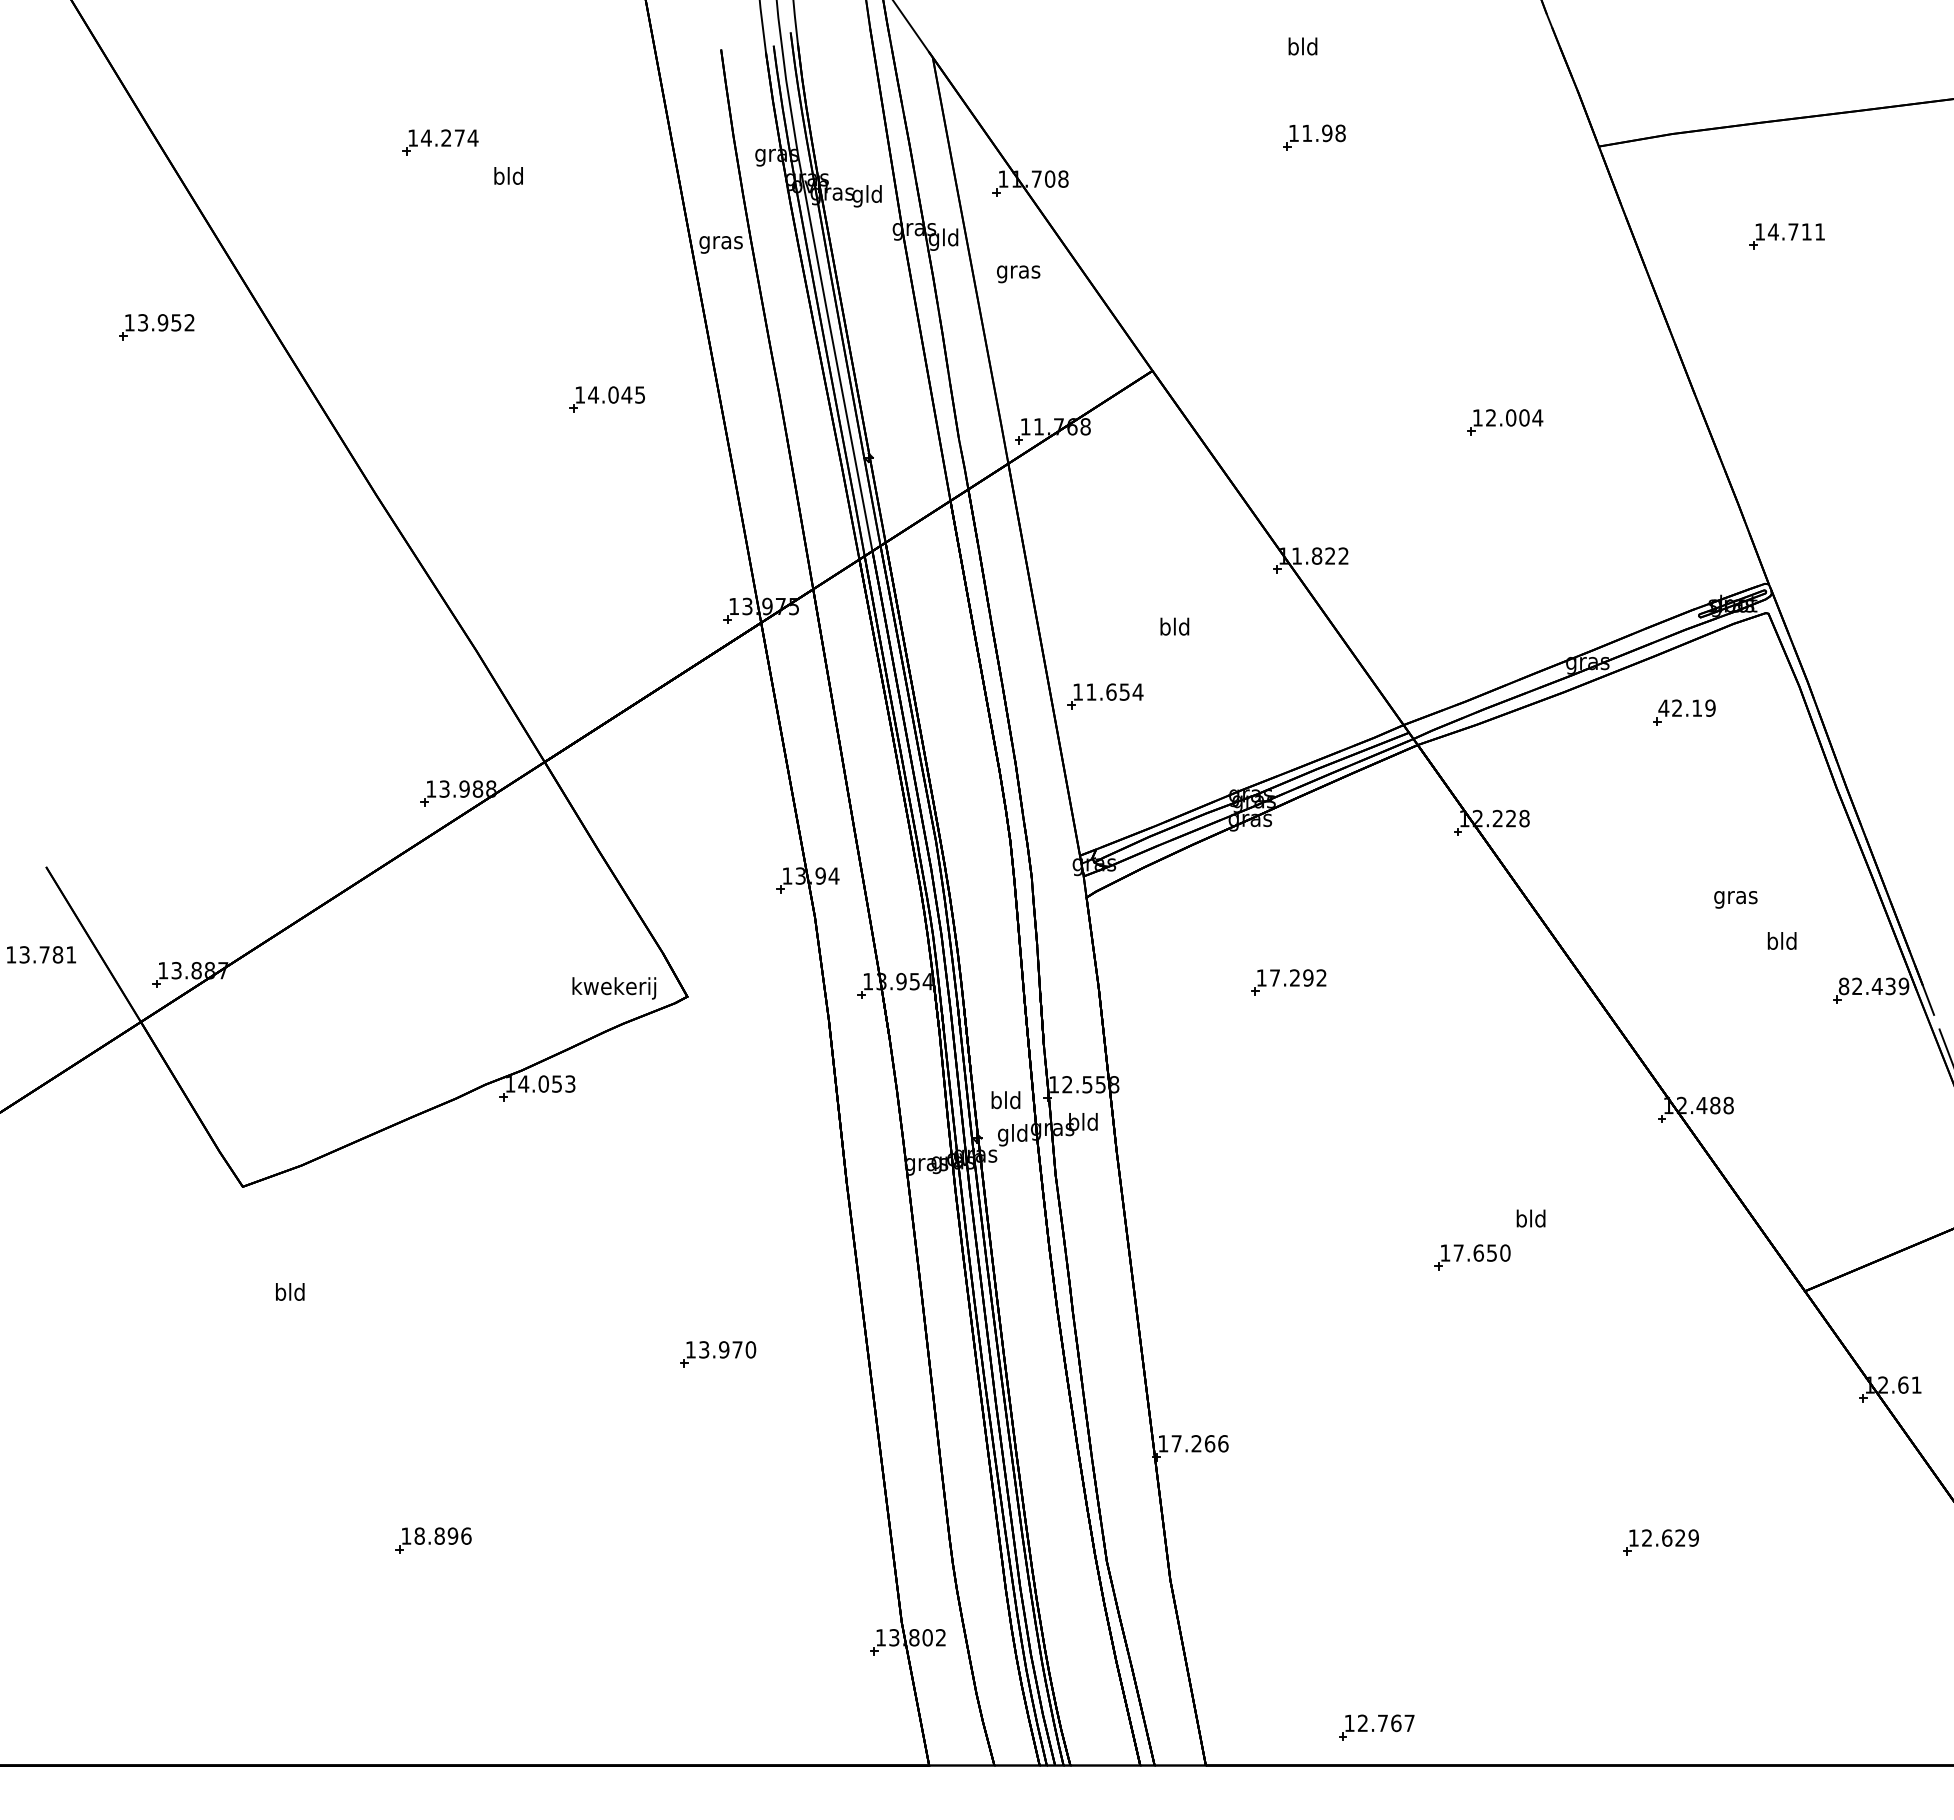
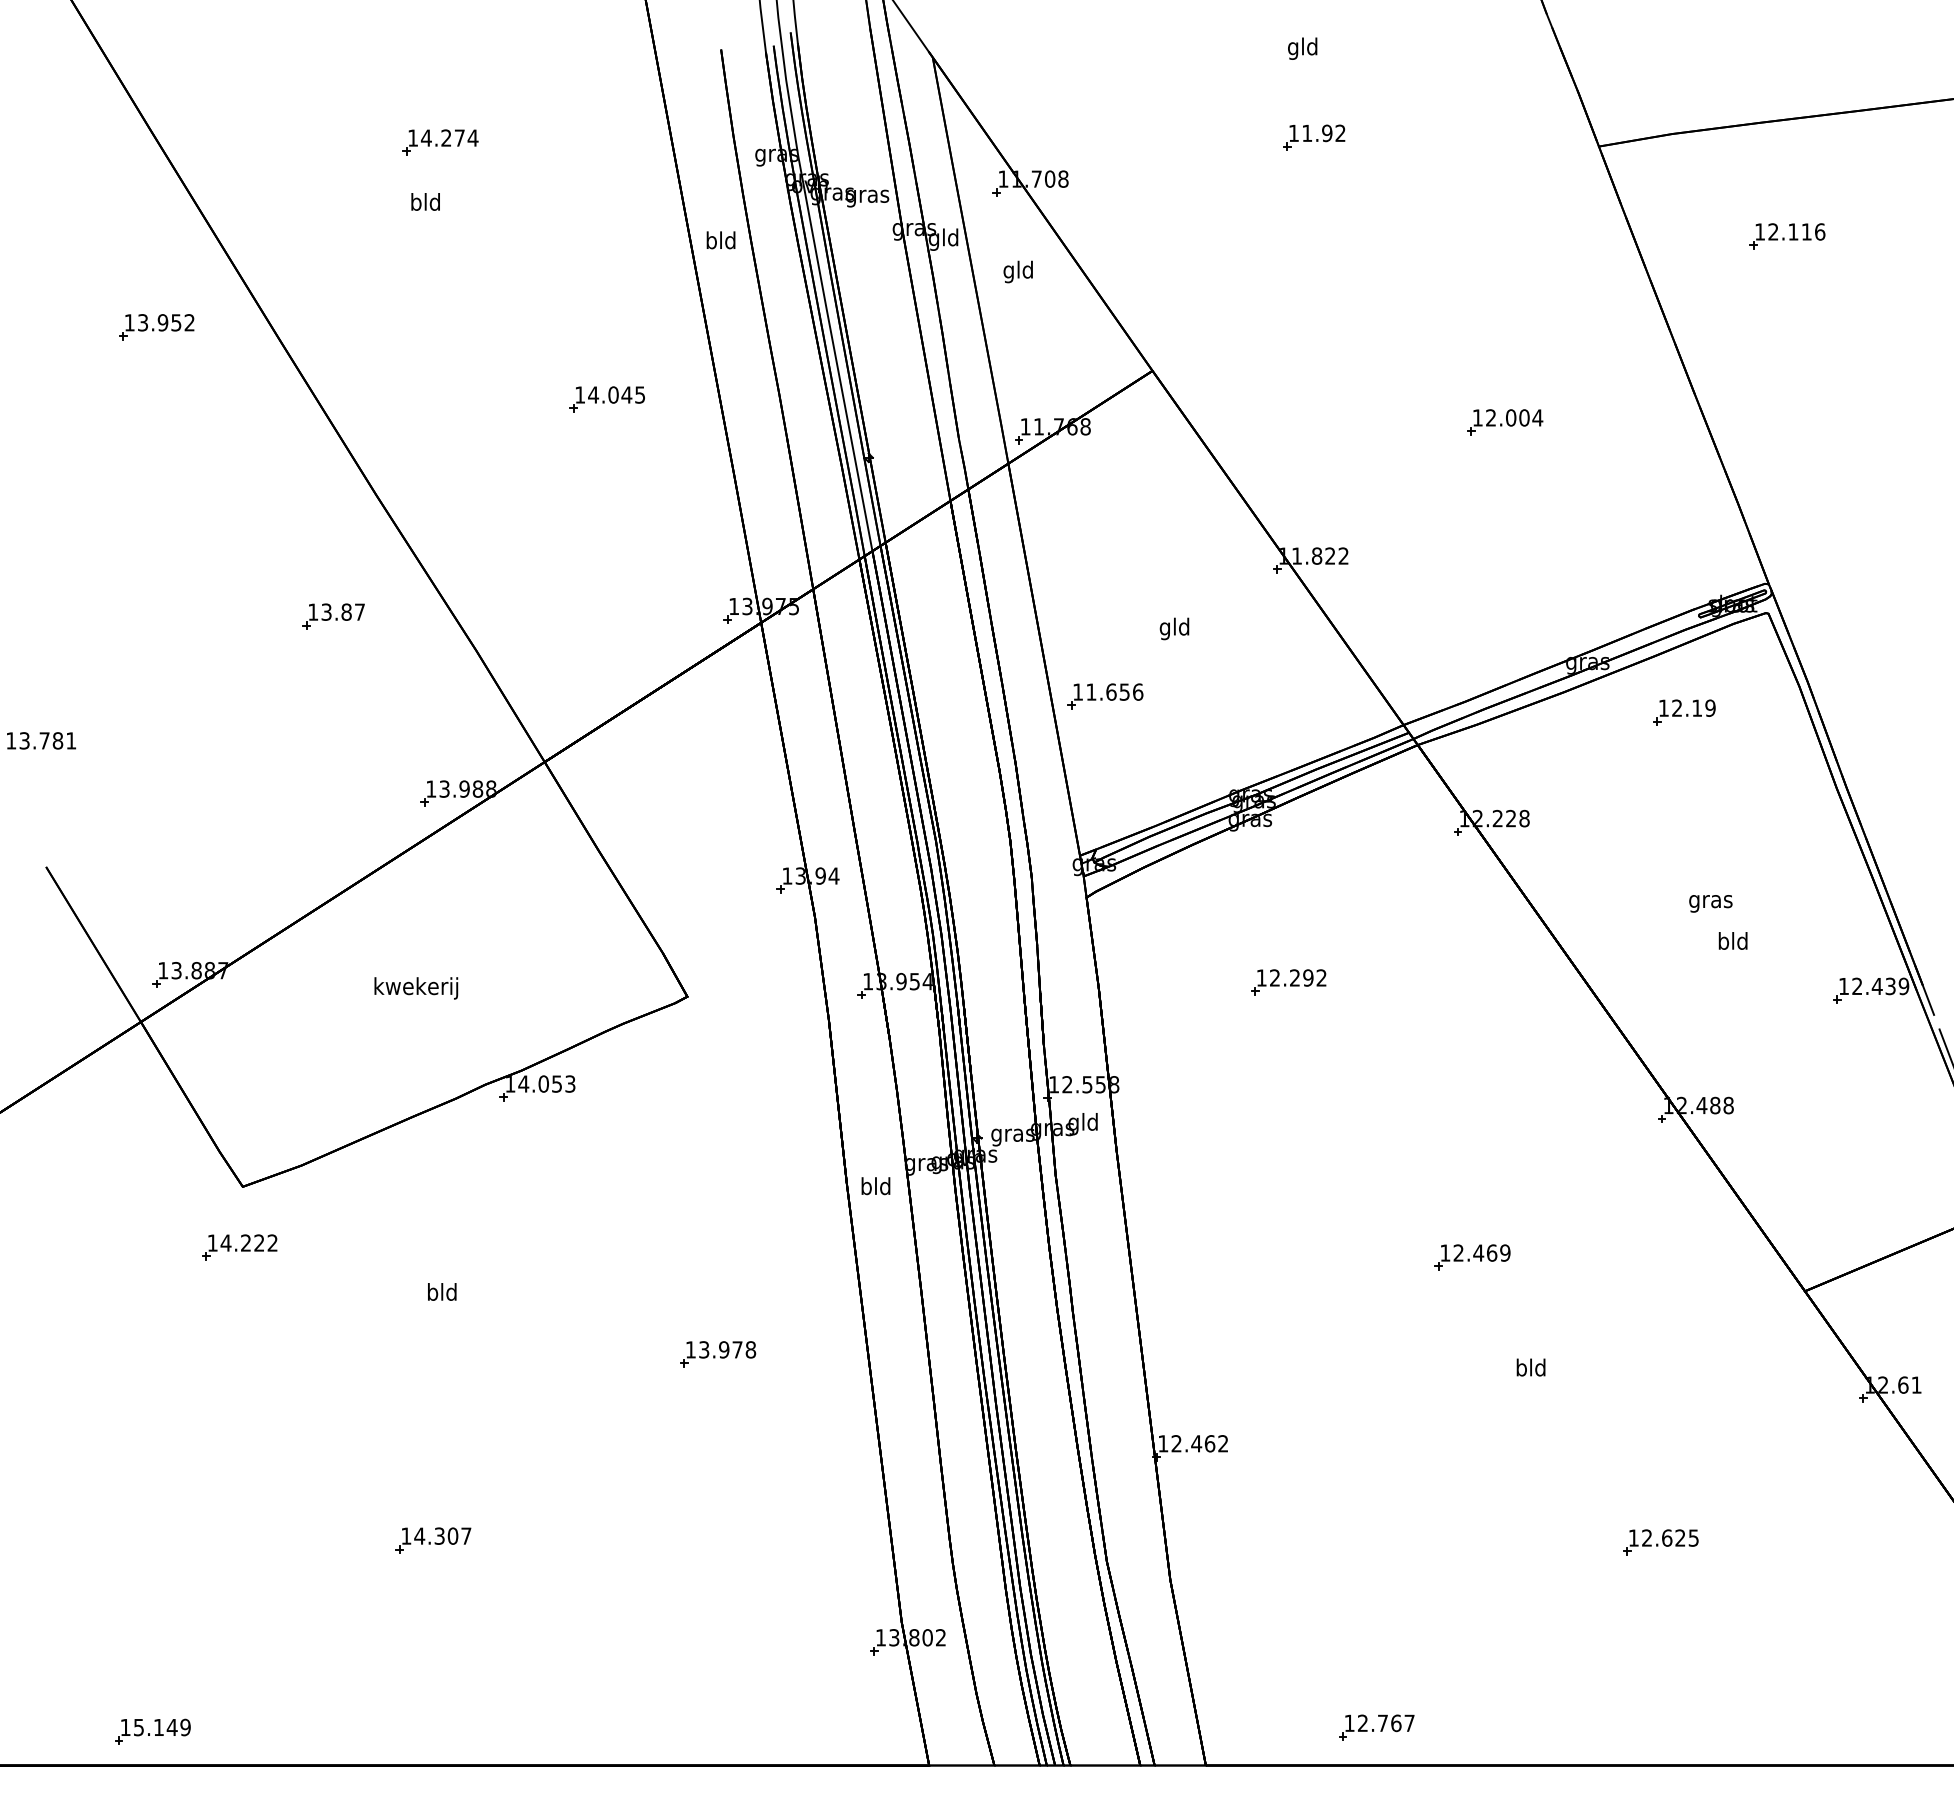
text: bld -> gld (1293, 48)
text: 11.98 -> 11.92 (1340, 133)
text position: (508, 175) -> (425, 201) (425, 201)
text: gld -> gras (867, 196)
text: 14.711 -> 12.116 (1796, 231)
text: gras -> bld (720, 242)
text: gras -> gld (1018, 271)
part: none -> present (333, 616)
text: bld -> gld (1164, 628)
text: 11.654 -> 11.656 (1137, 691)
text: 42.19 -> 12.19 (1663, 707)
text position: (1735, 899) -> (1710, 903) (1710, 903)
text position: (1781, 940) -> (1732, 940) (1732, 940)
text position: (41, 954) -> (41, 740) (41, 740)
text: 17.292 -> 12.292 (1274, 977)
text: 82.439 -> 12.439 (1843, 986)
text position: (614, 988) -> (416, 988) (416, 988)
text position: (1005, 1100) -> (875, 1186) (875, 1186)
text: bld -> gld (1073, 1124)
text: gld -> gras (1012, 1135)
text position: (1530, 1218) -> (1530, 1367) (1530, 1367)
part: none -> present (239, 1247)
text: 17.650 -> 12.469 (1481, 1252)
text position: (290, 1291) -> (442, 1291) (442, 1291)
text: 13.970 -> 13.978 (750, 1349)
text: 17.266 -> 12.462 (1199, 1443)
text: 18.896 -> 14.307 (442, 1535)
text: 12.629 -> 12.625 (1693, 1537)
part: none -> present (152, 1731)
